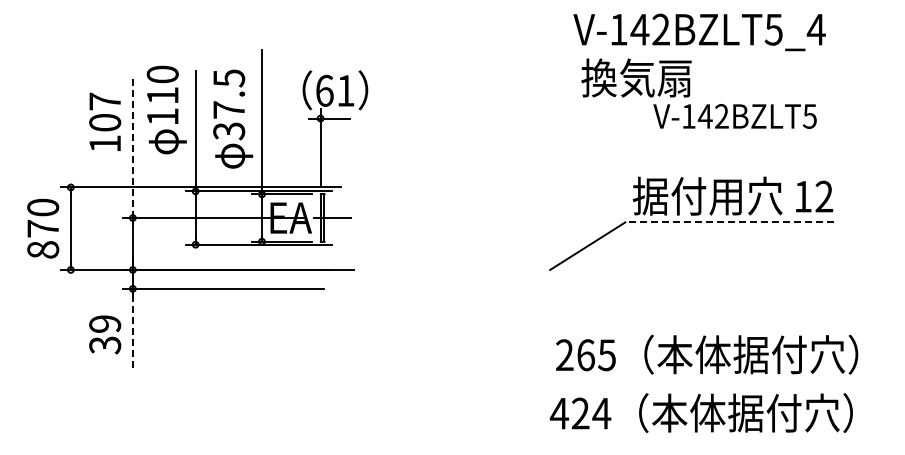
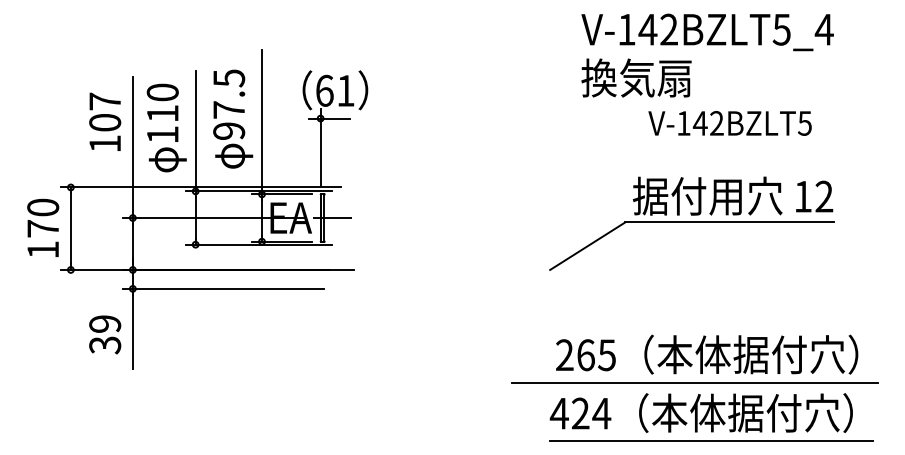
text position: (699, 32) -> (707, 32) (707, 32)
text position: (166, 109) -> (166, 127) (166, 127)
text position: (734, 116) -> (729, 123) (729, 123)
text: 37.5 -> 97.5 (229, 131)
line: dashed -> solid (132, 147)
line: dashed -> solid (729, 222)
text: 870 -> 170 (43, 249)
line: dashed -> solid (132, 332)
line: none -> present (694, 382)
line: none -> present (711, 441)
